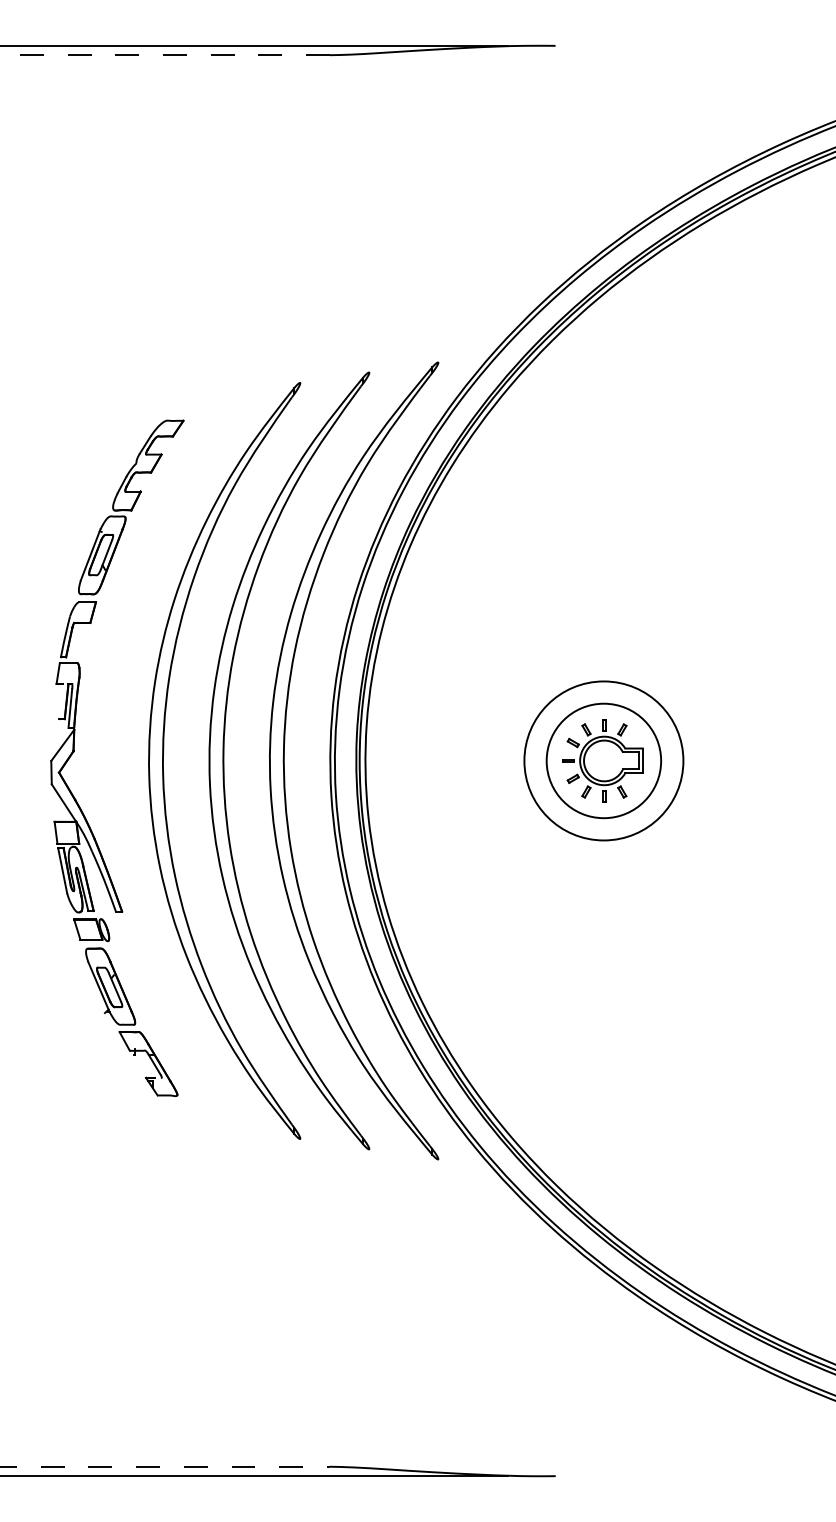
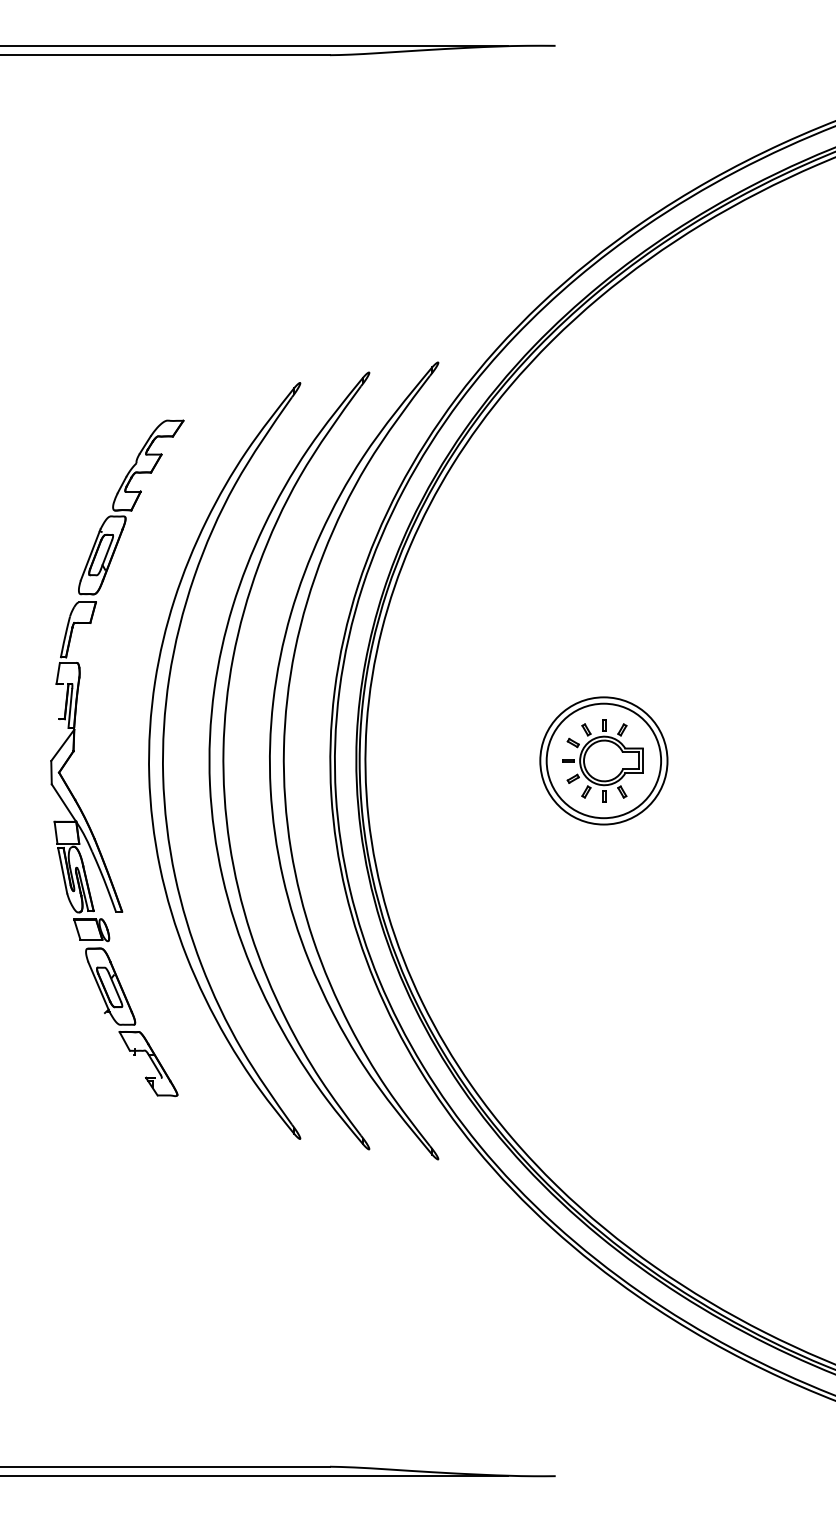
line: dashed -> solid (165, 55)
circle diameter: 159 px -> 127 px (603, 760)
line: dashed -> solid (165, 1466)
